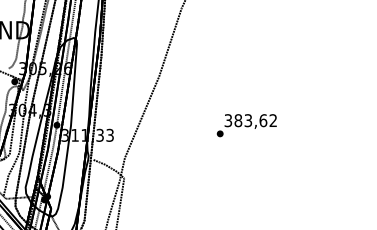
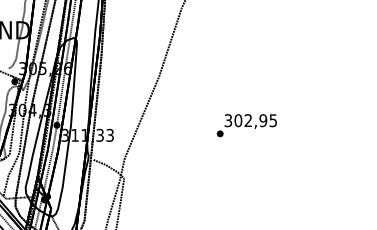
text: 383,62 -> 302,95 (255, 120)
